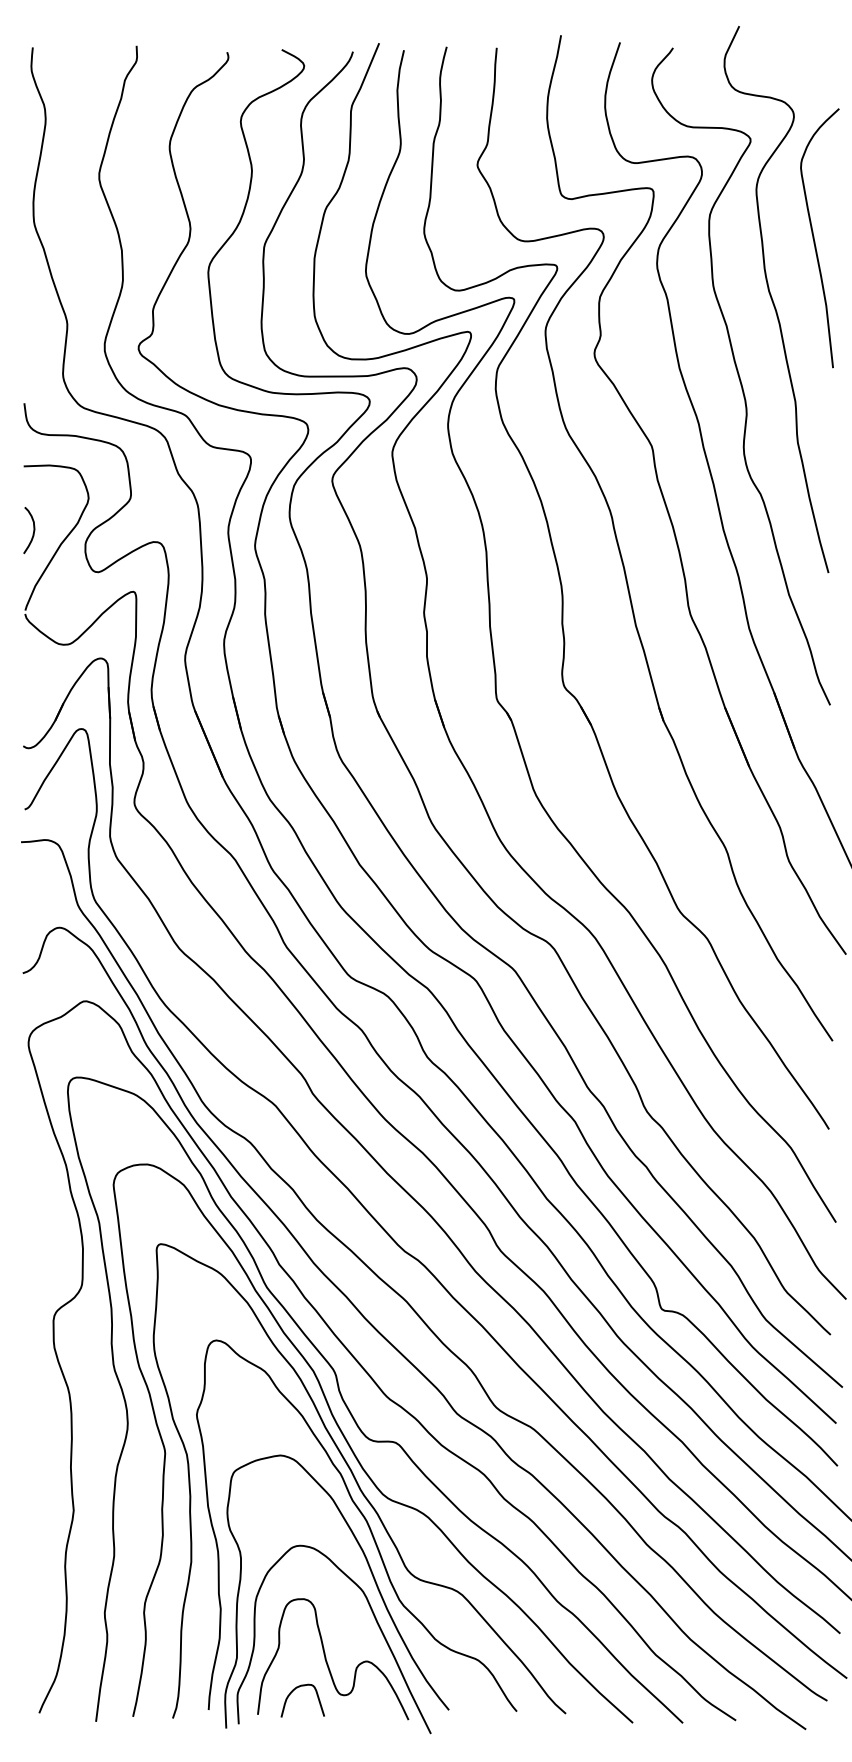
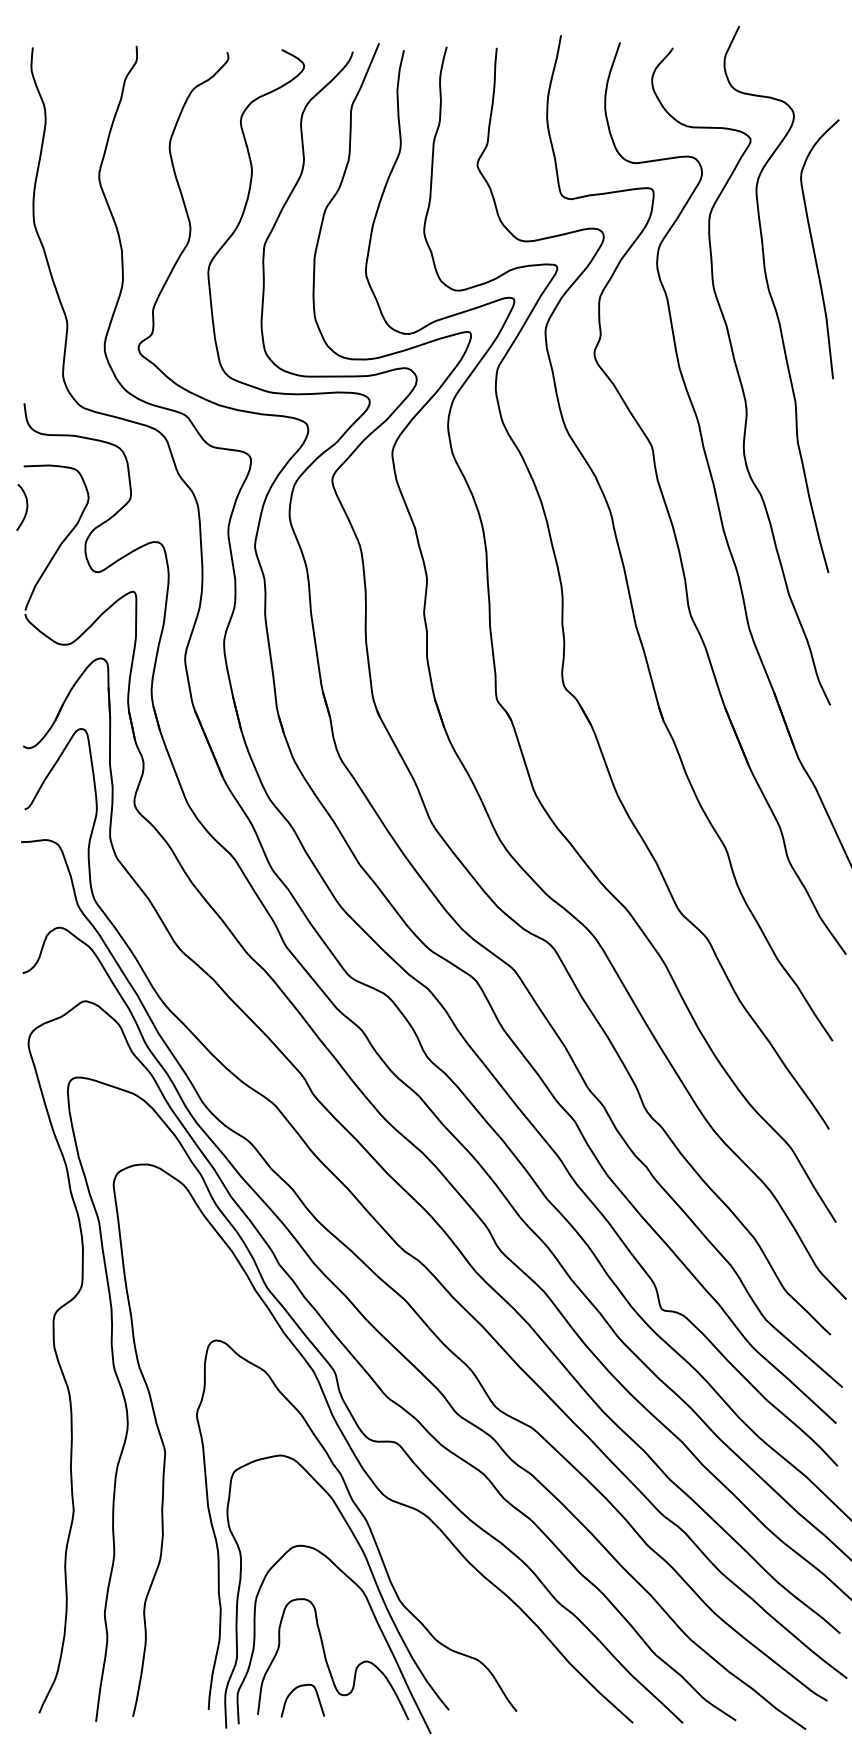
curve position: (814, 238) -> (814, 249) (814, 249)
curve position: (33, 530) -> (26, 507) (26, 507)
curve: present -> none (357, 1481)
